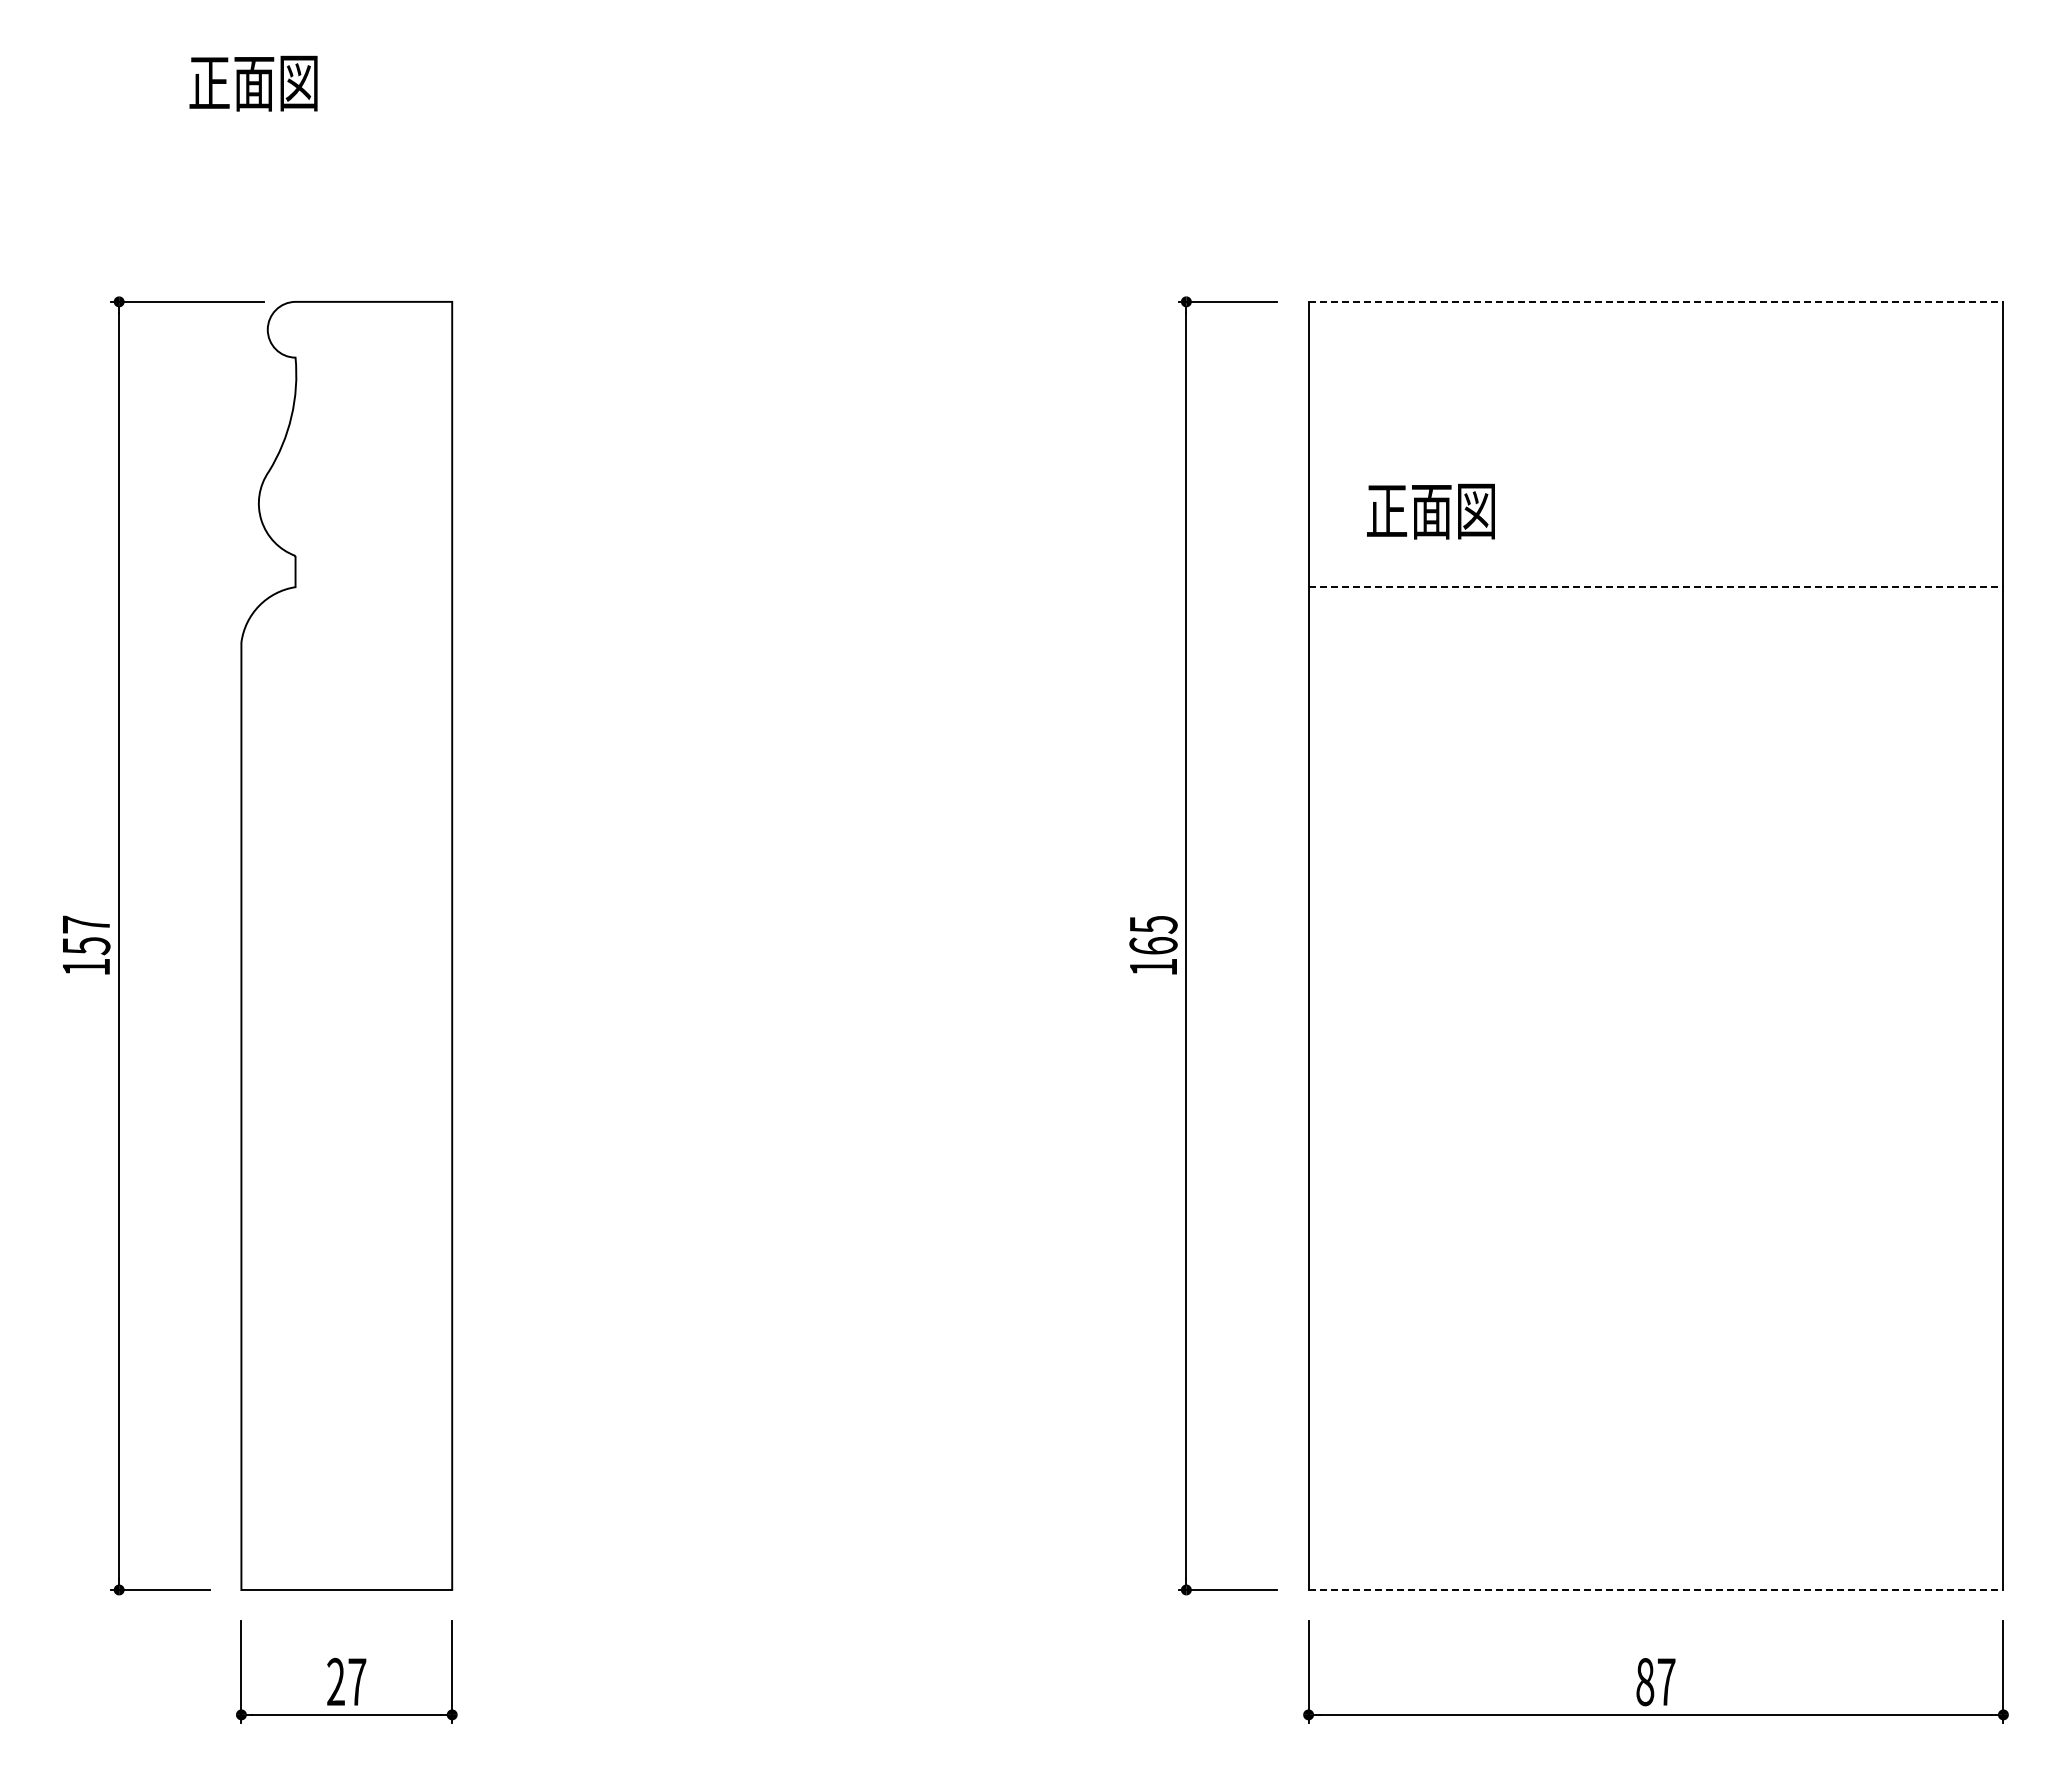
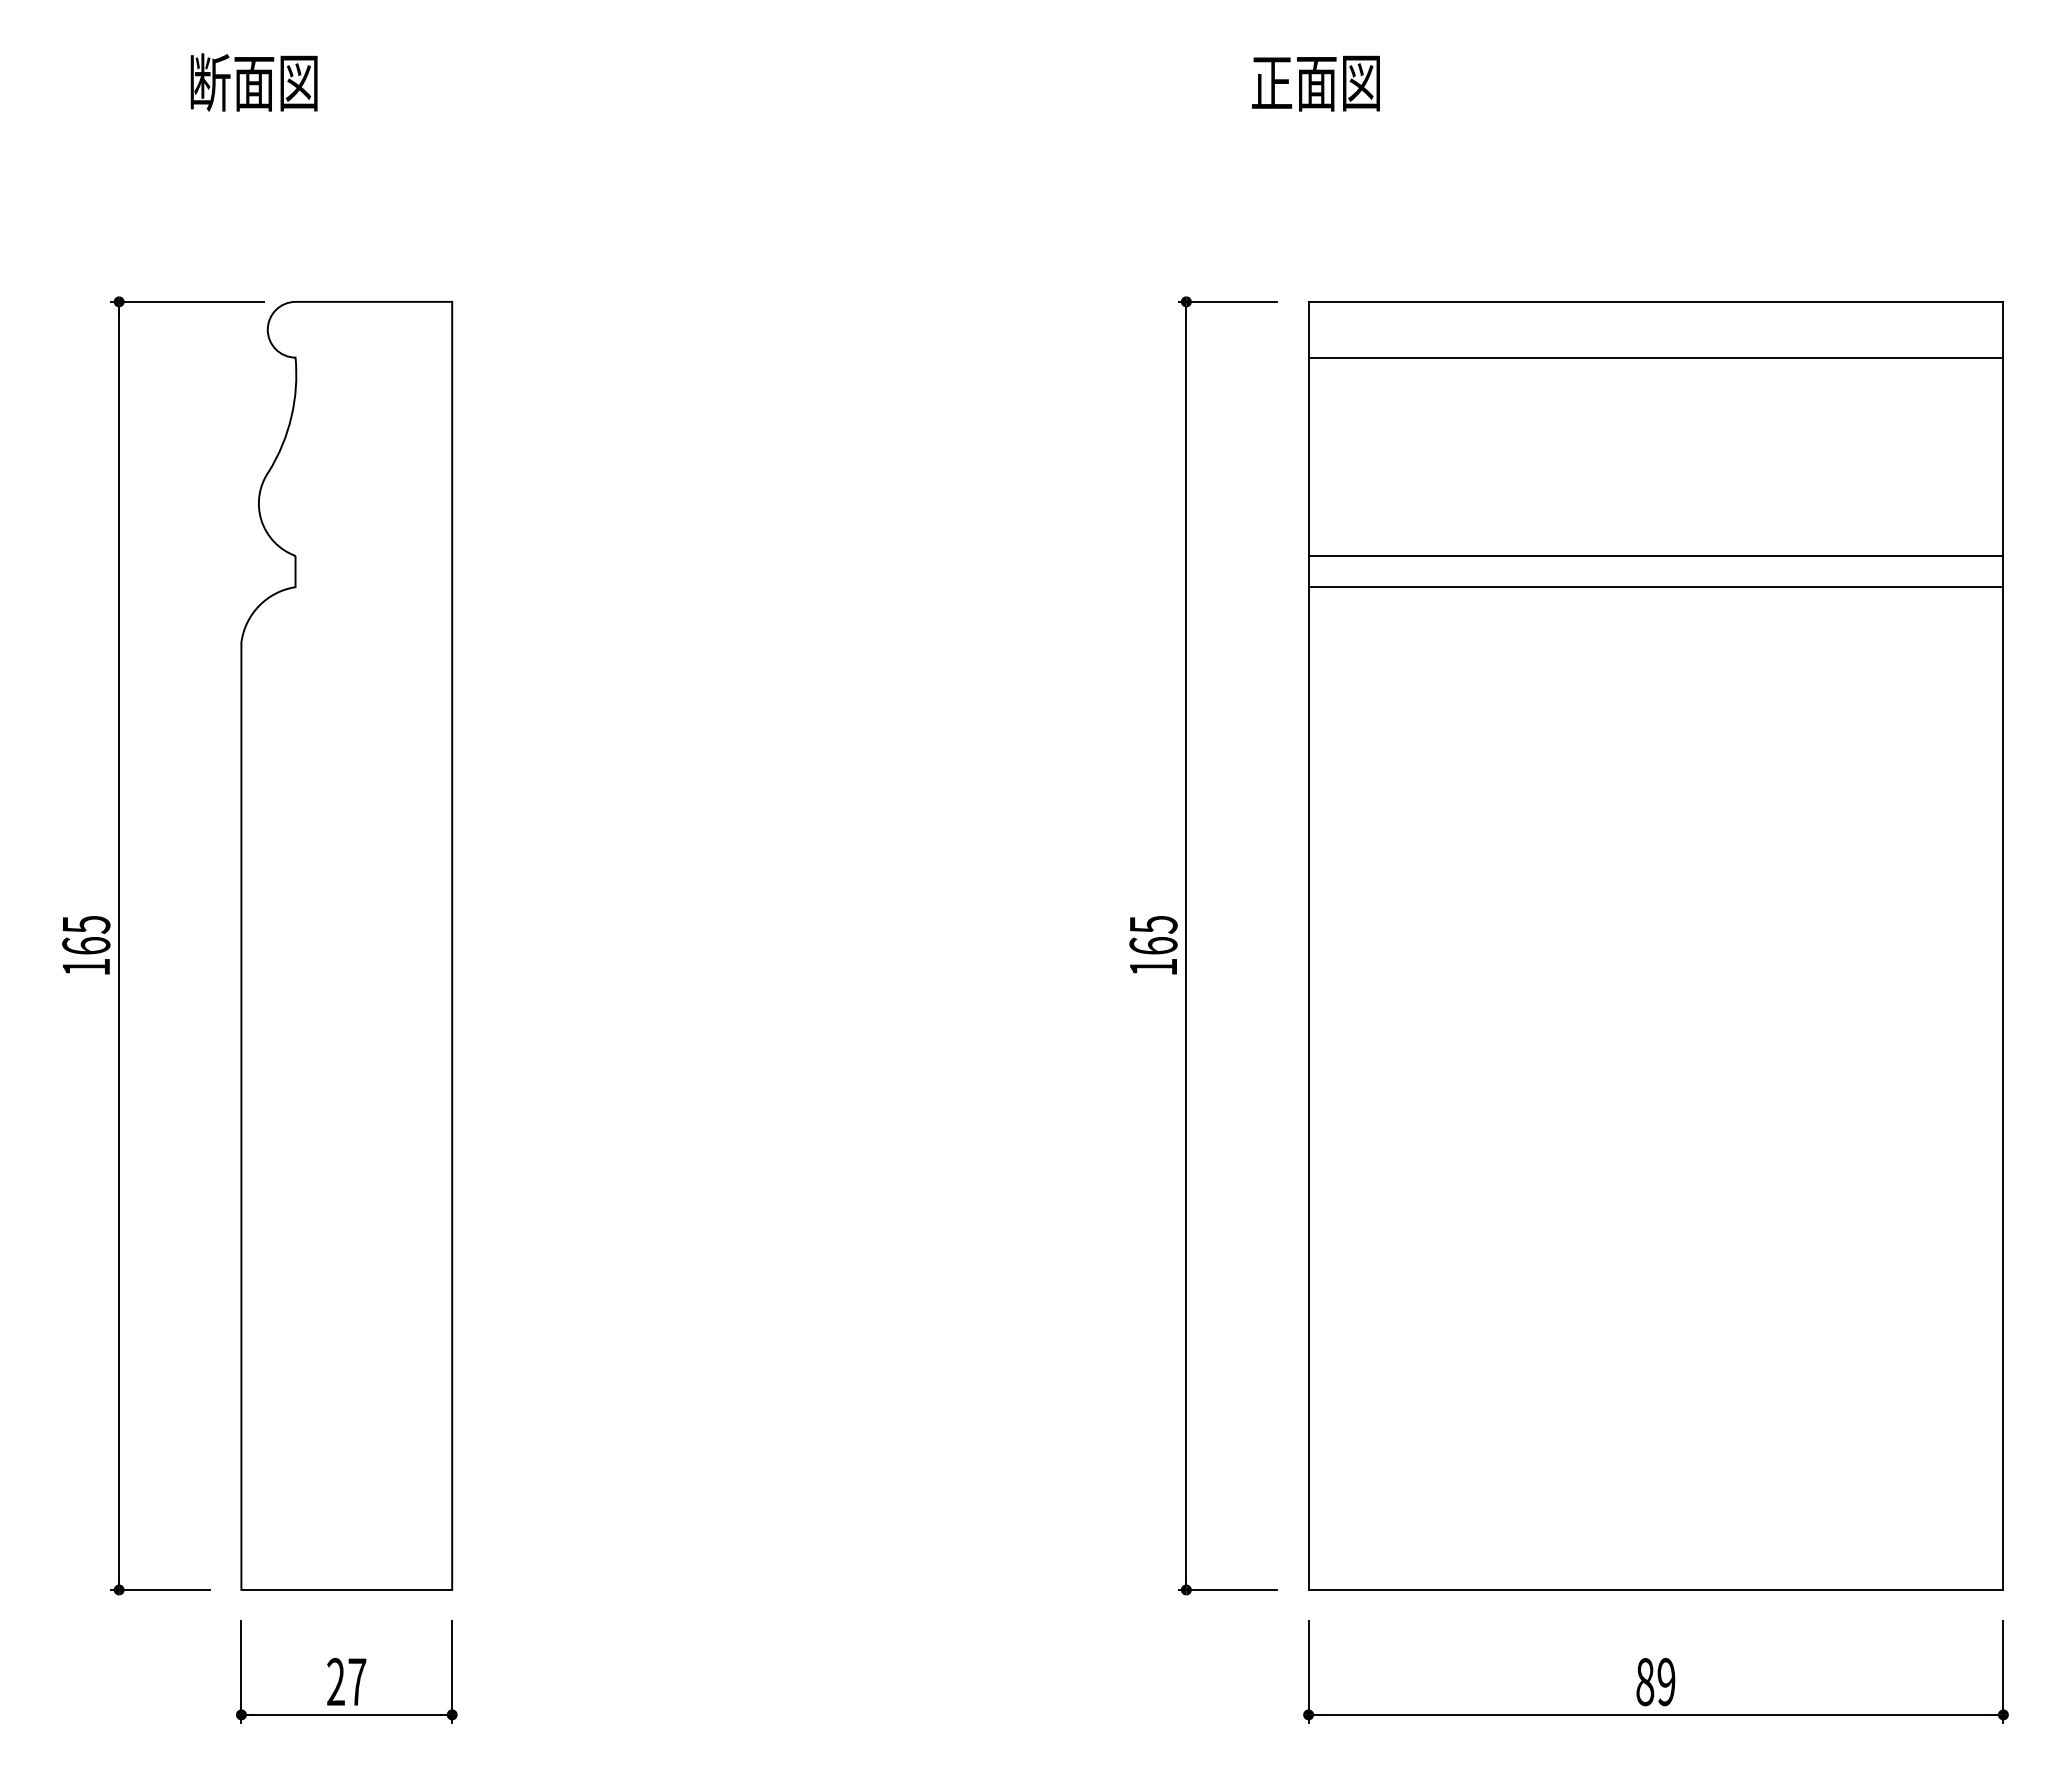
text: 正面図 -> 断面図 (209, 82)
line: dashed -> solid (1656, 301)
line: none -> present (1655, 357)
text position: (1430, 511) -> (1315, 83) (1315, 83)
line: none -> present (1655, 555)
line: dashed -> solid (1656, 587)
text: 157 -> 165 (86, 935)
line: dashed -> solid (1656, 1589)
text: 87 -> 89 (1666, 1681)
